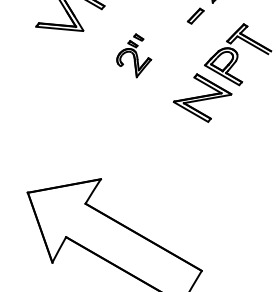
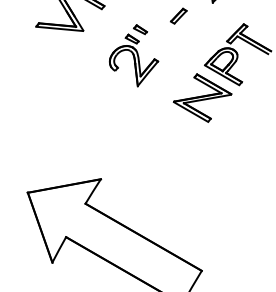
part position: (195, 15) -> (178, 15) (178, 15)
part size: 37x46 px -> 51x64 px (134, 55)
